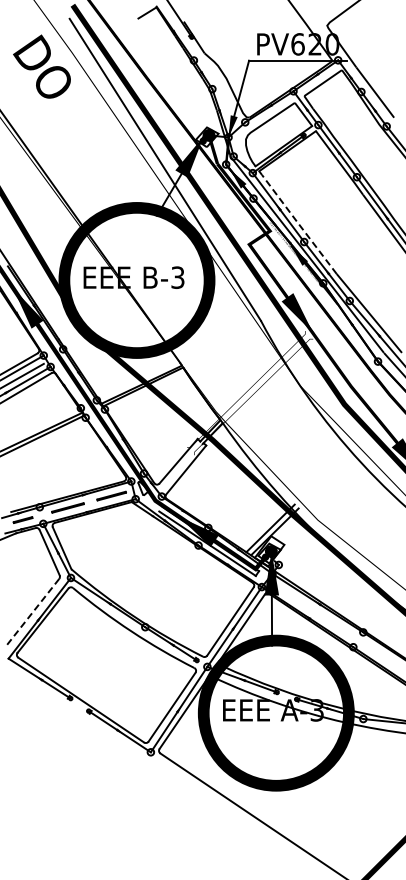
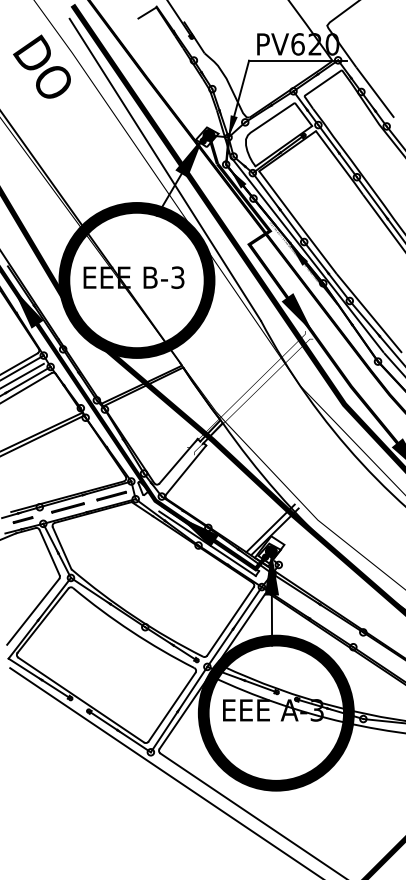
line: dashed -> solid (296, 221)
line: dashed -> solid (32, 612)
line: none -> present (164, 772)
